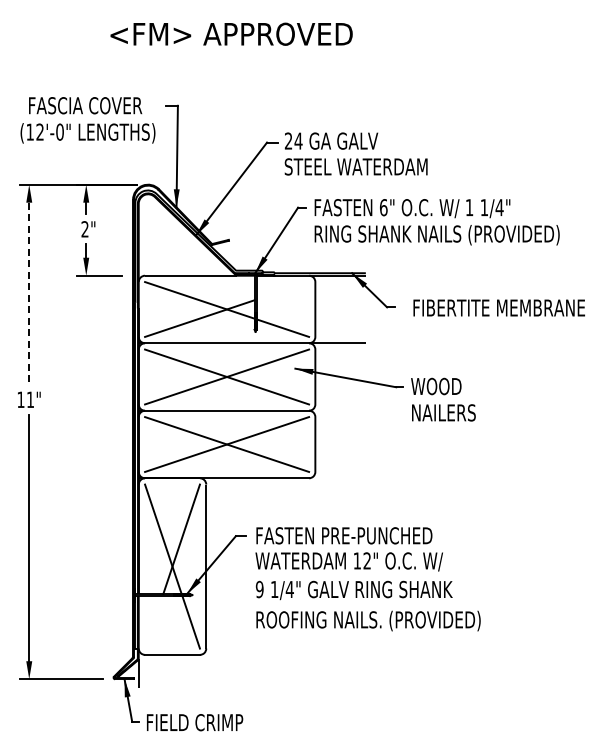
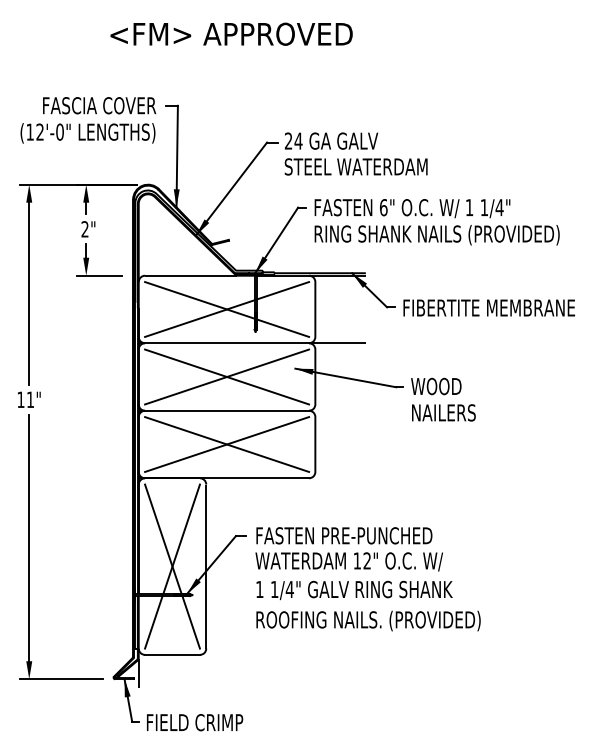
text position: (85, 105) -> (99, 105) (99, 105)
line: none -> present (282, 290)
line: dashed -> solid (29, 294)
text position: (498, 307) -> (488, 307) (488, 307)
text: 9 -> 1 (259, 589)
line: none -> present (153, 622)
